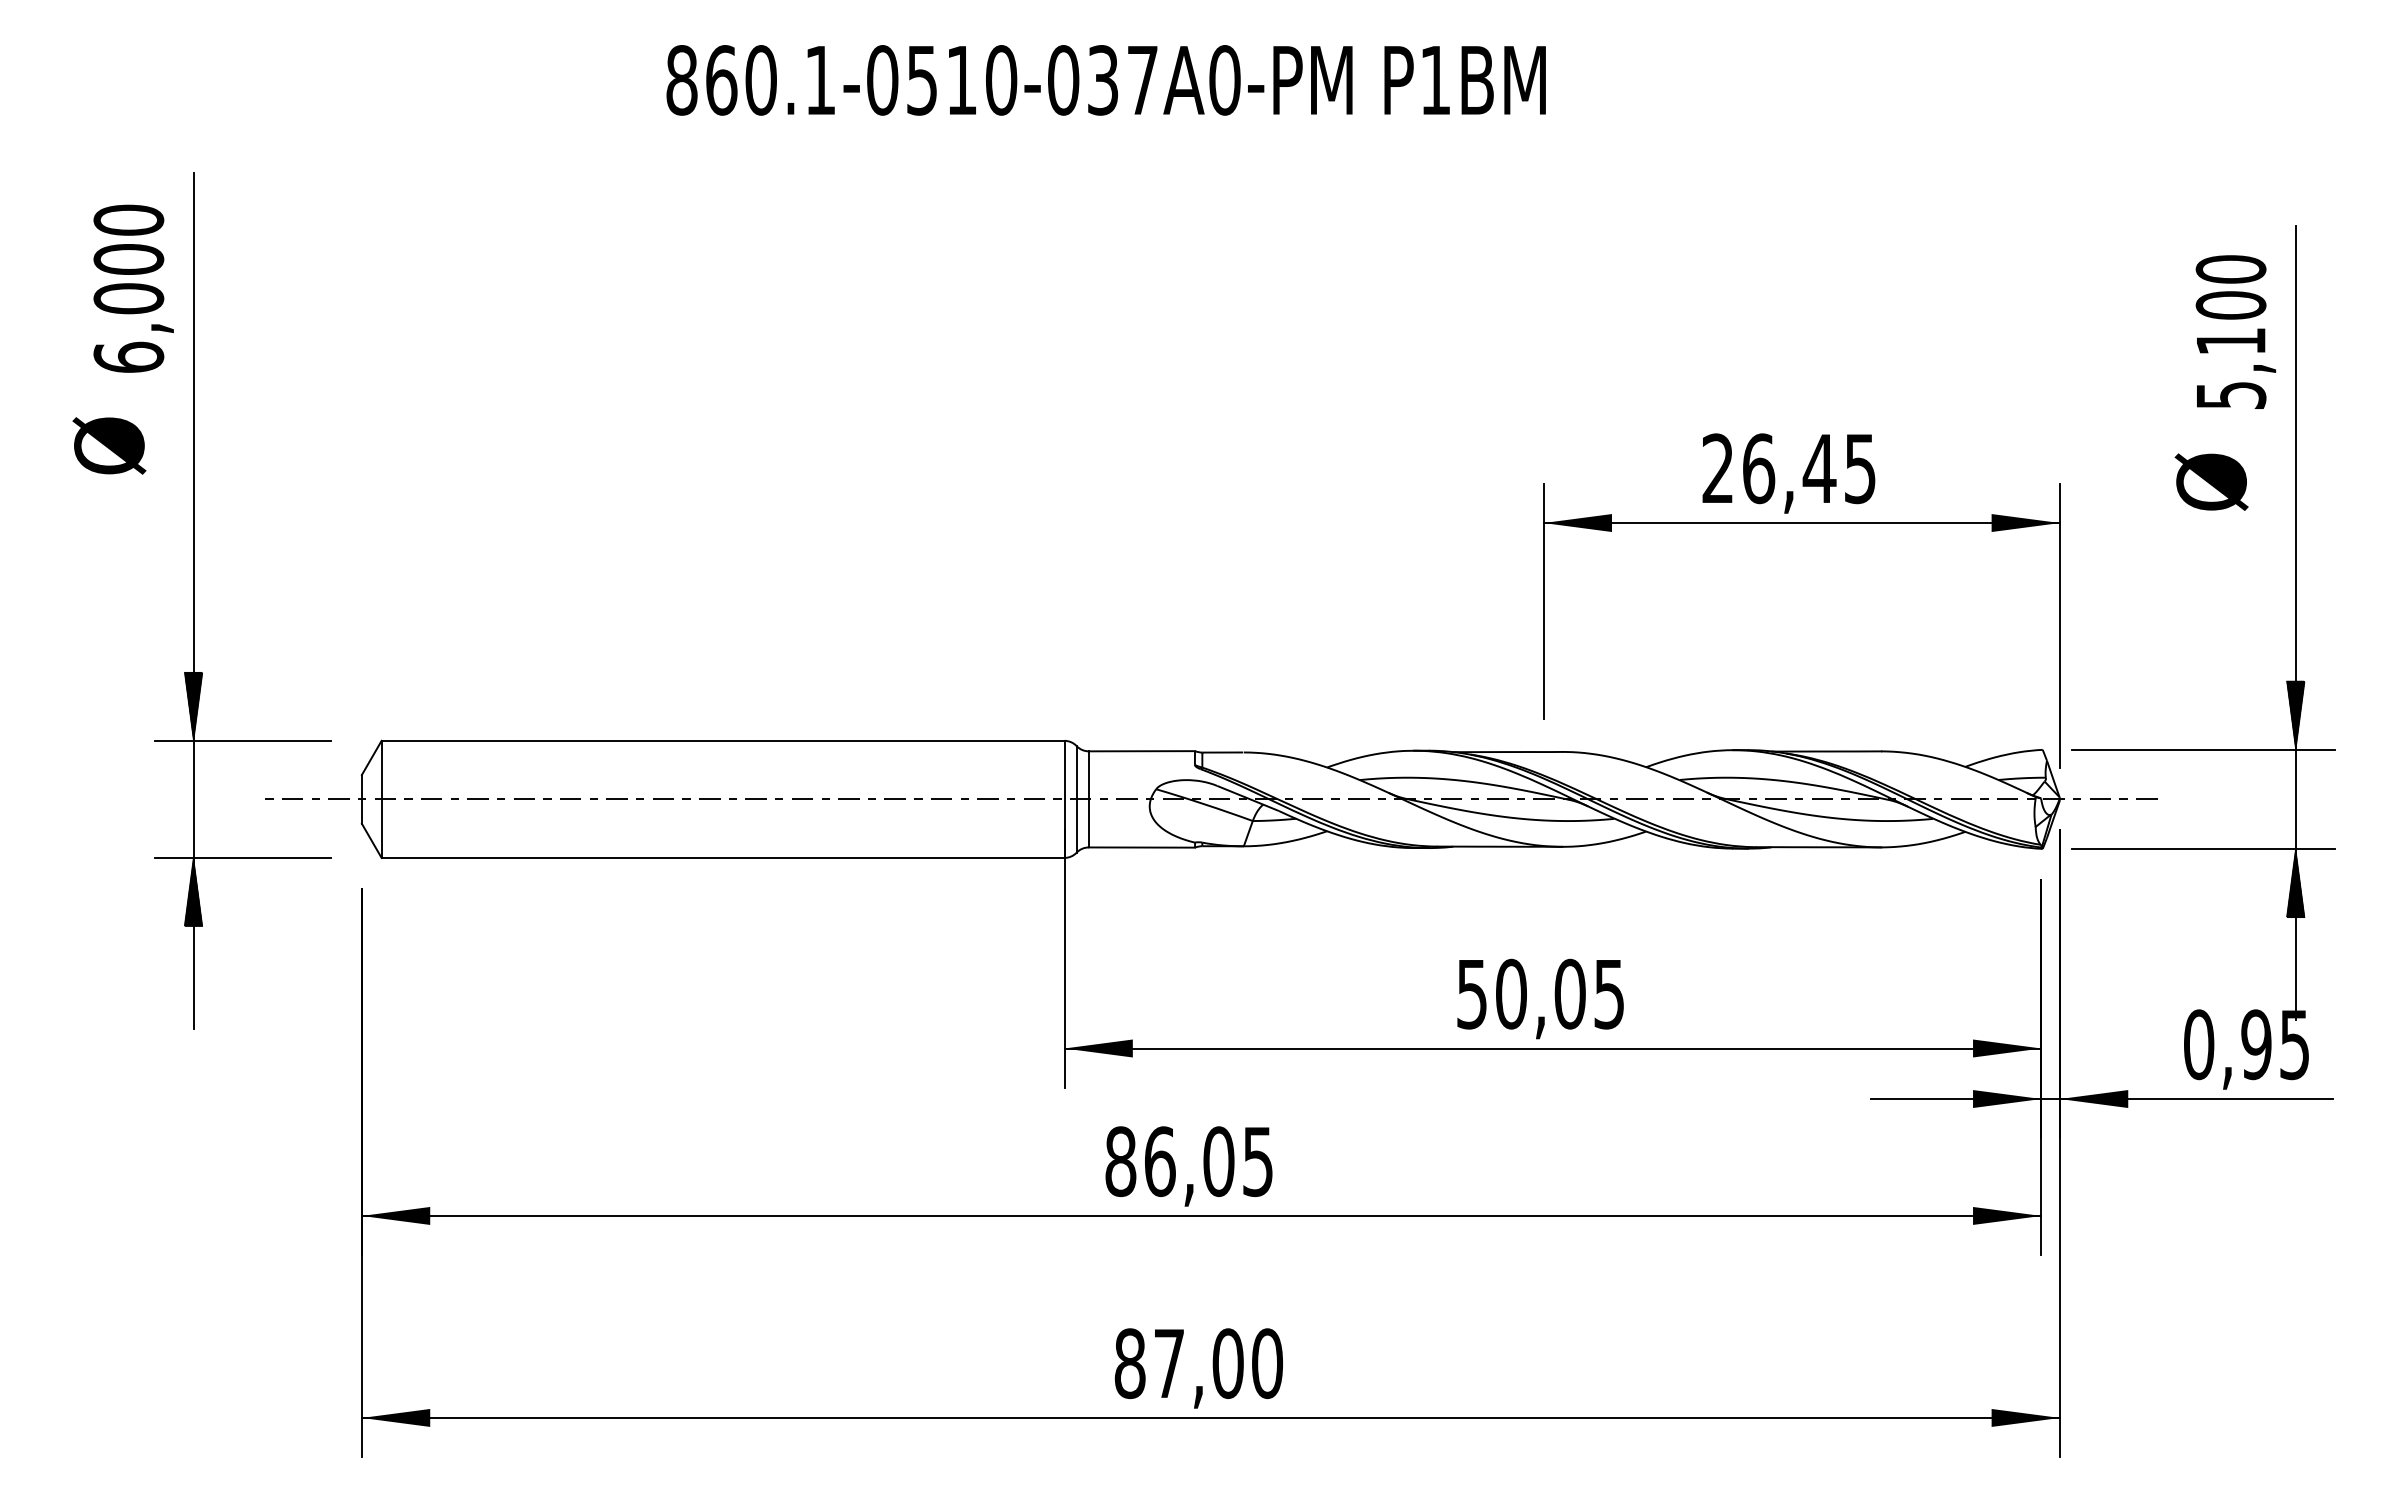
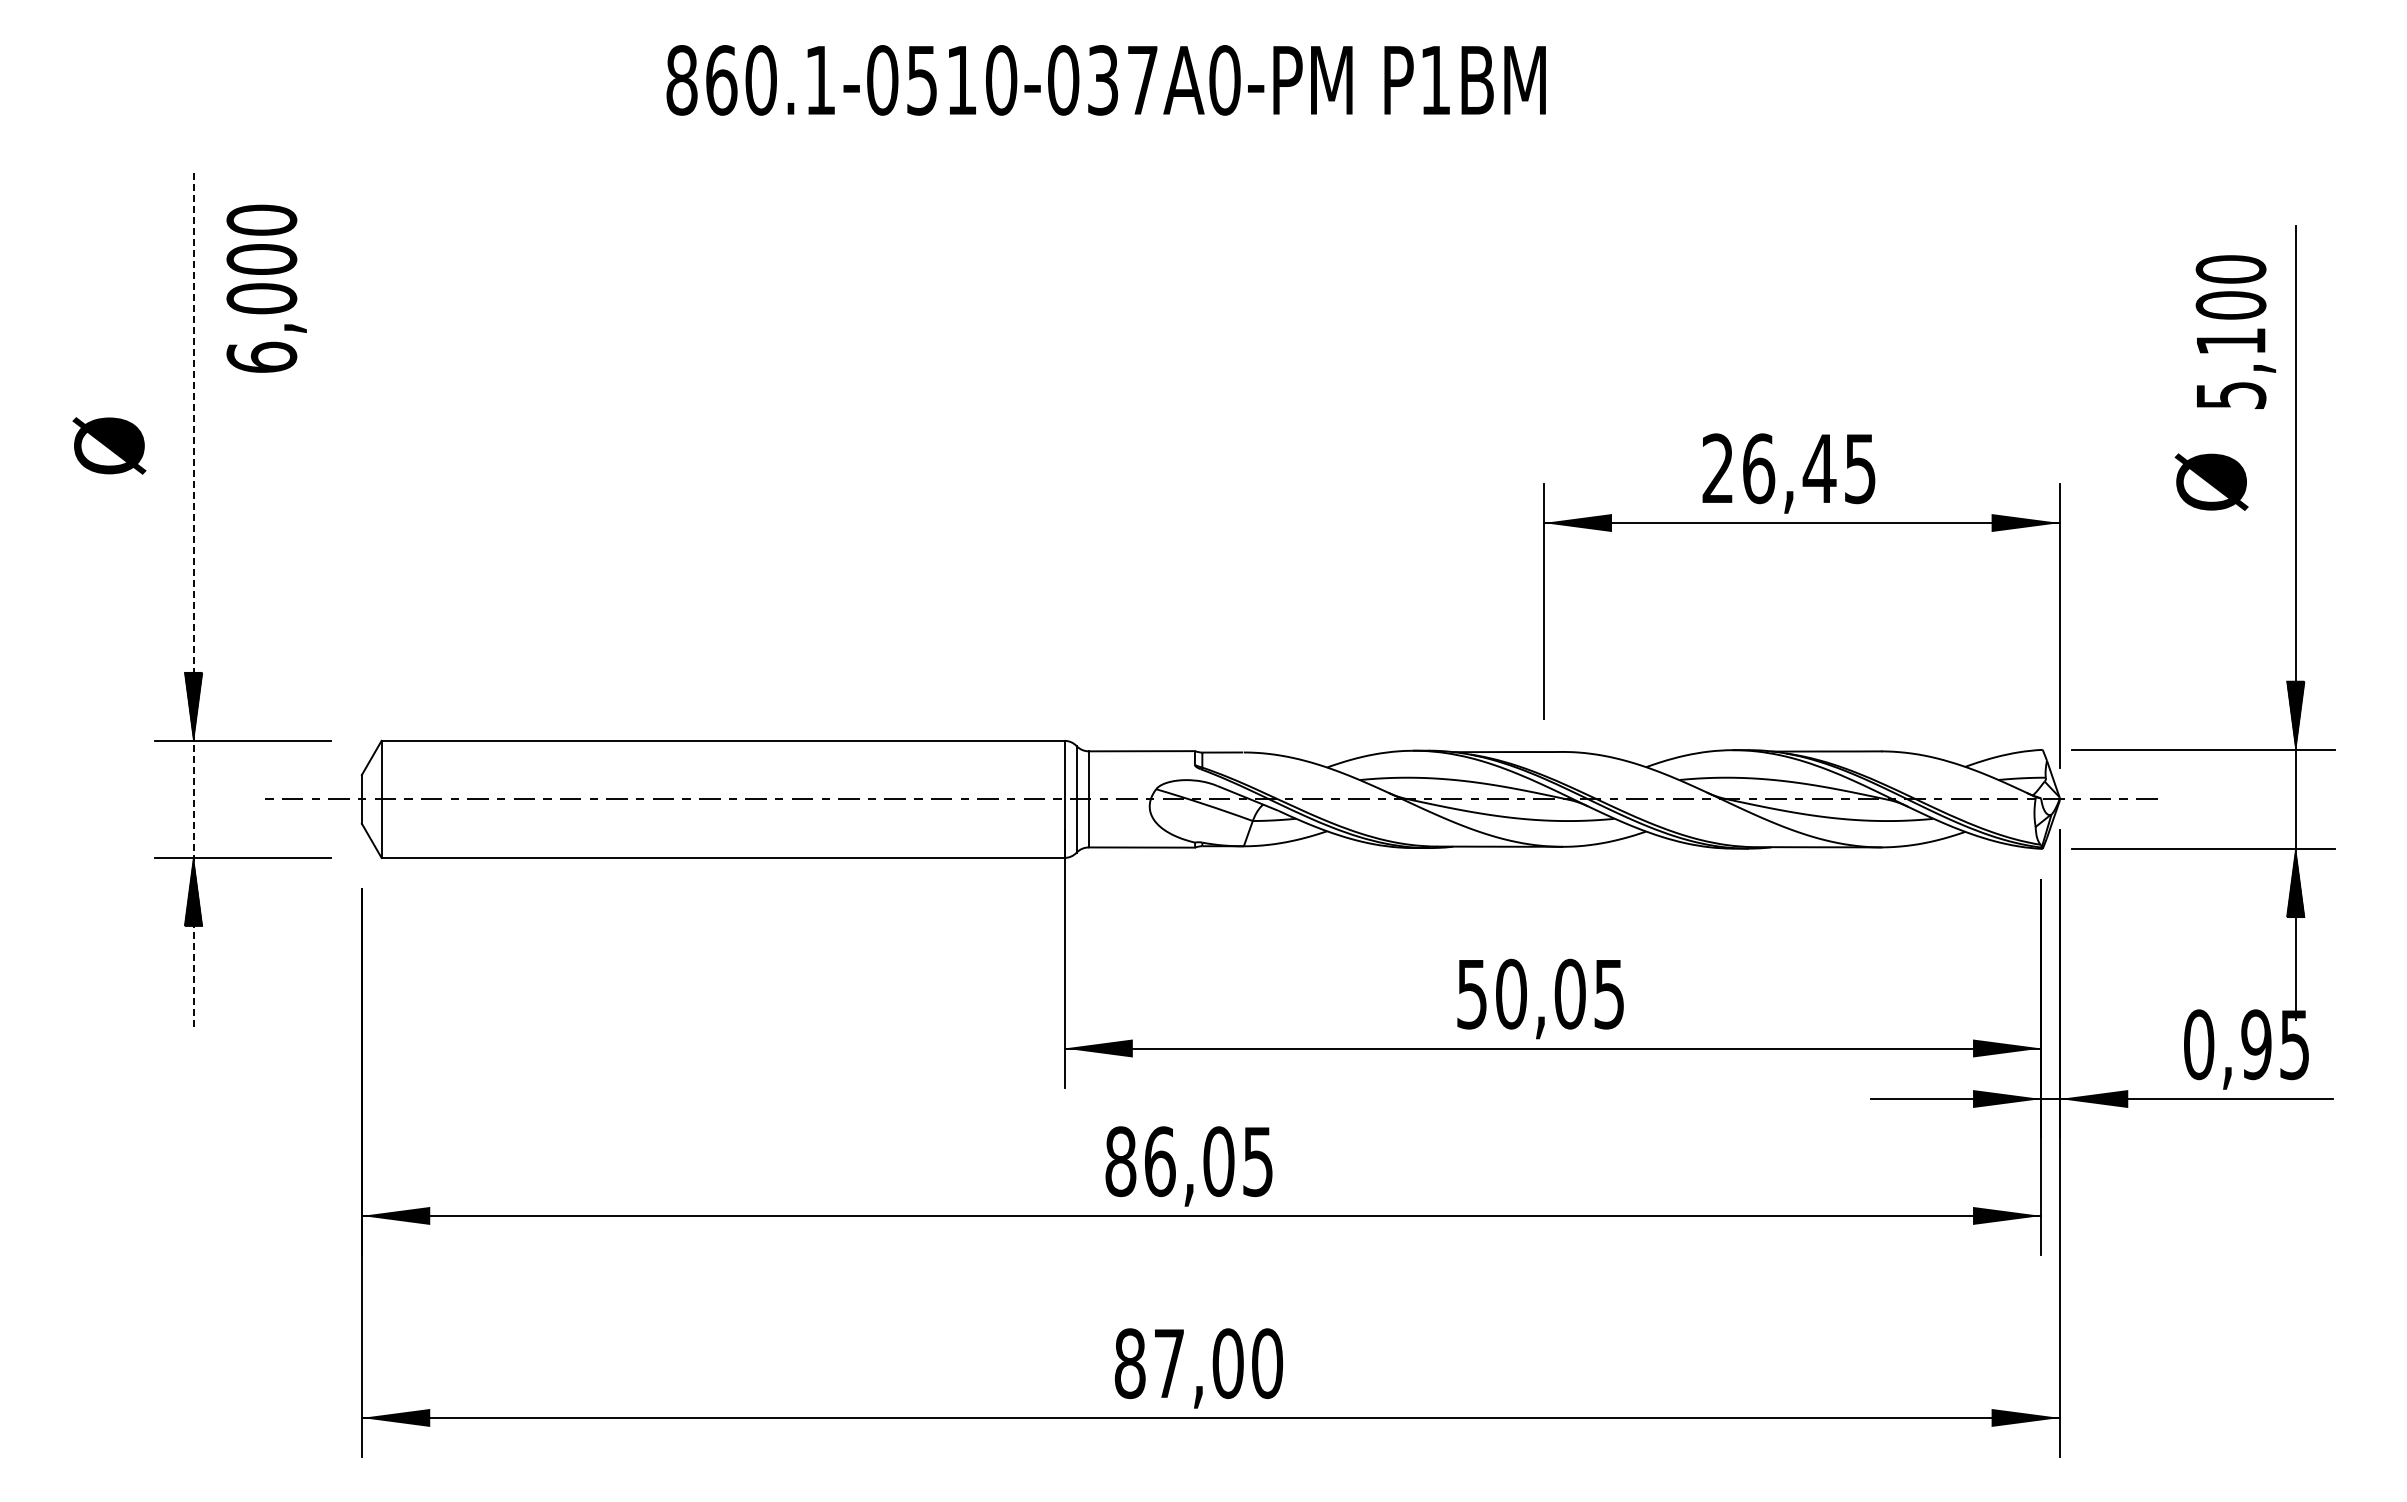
text position: (133, 288) -> (266, 288) (266, 288)
line: solid -> dashed (193, 601)
